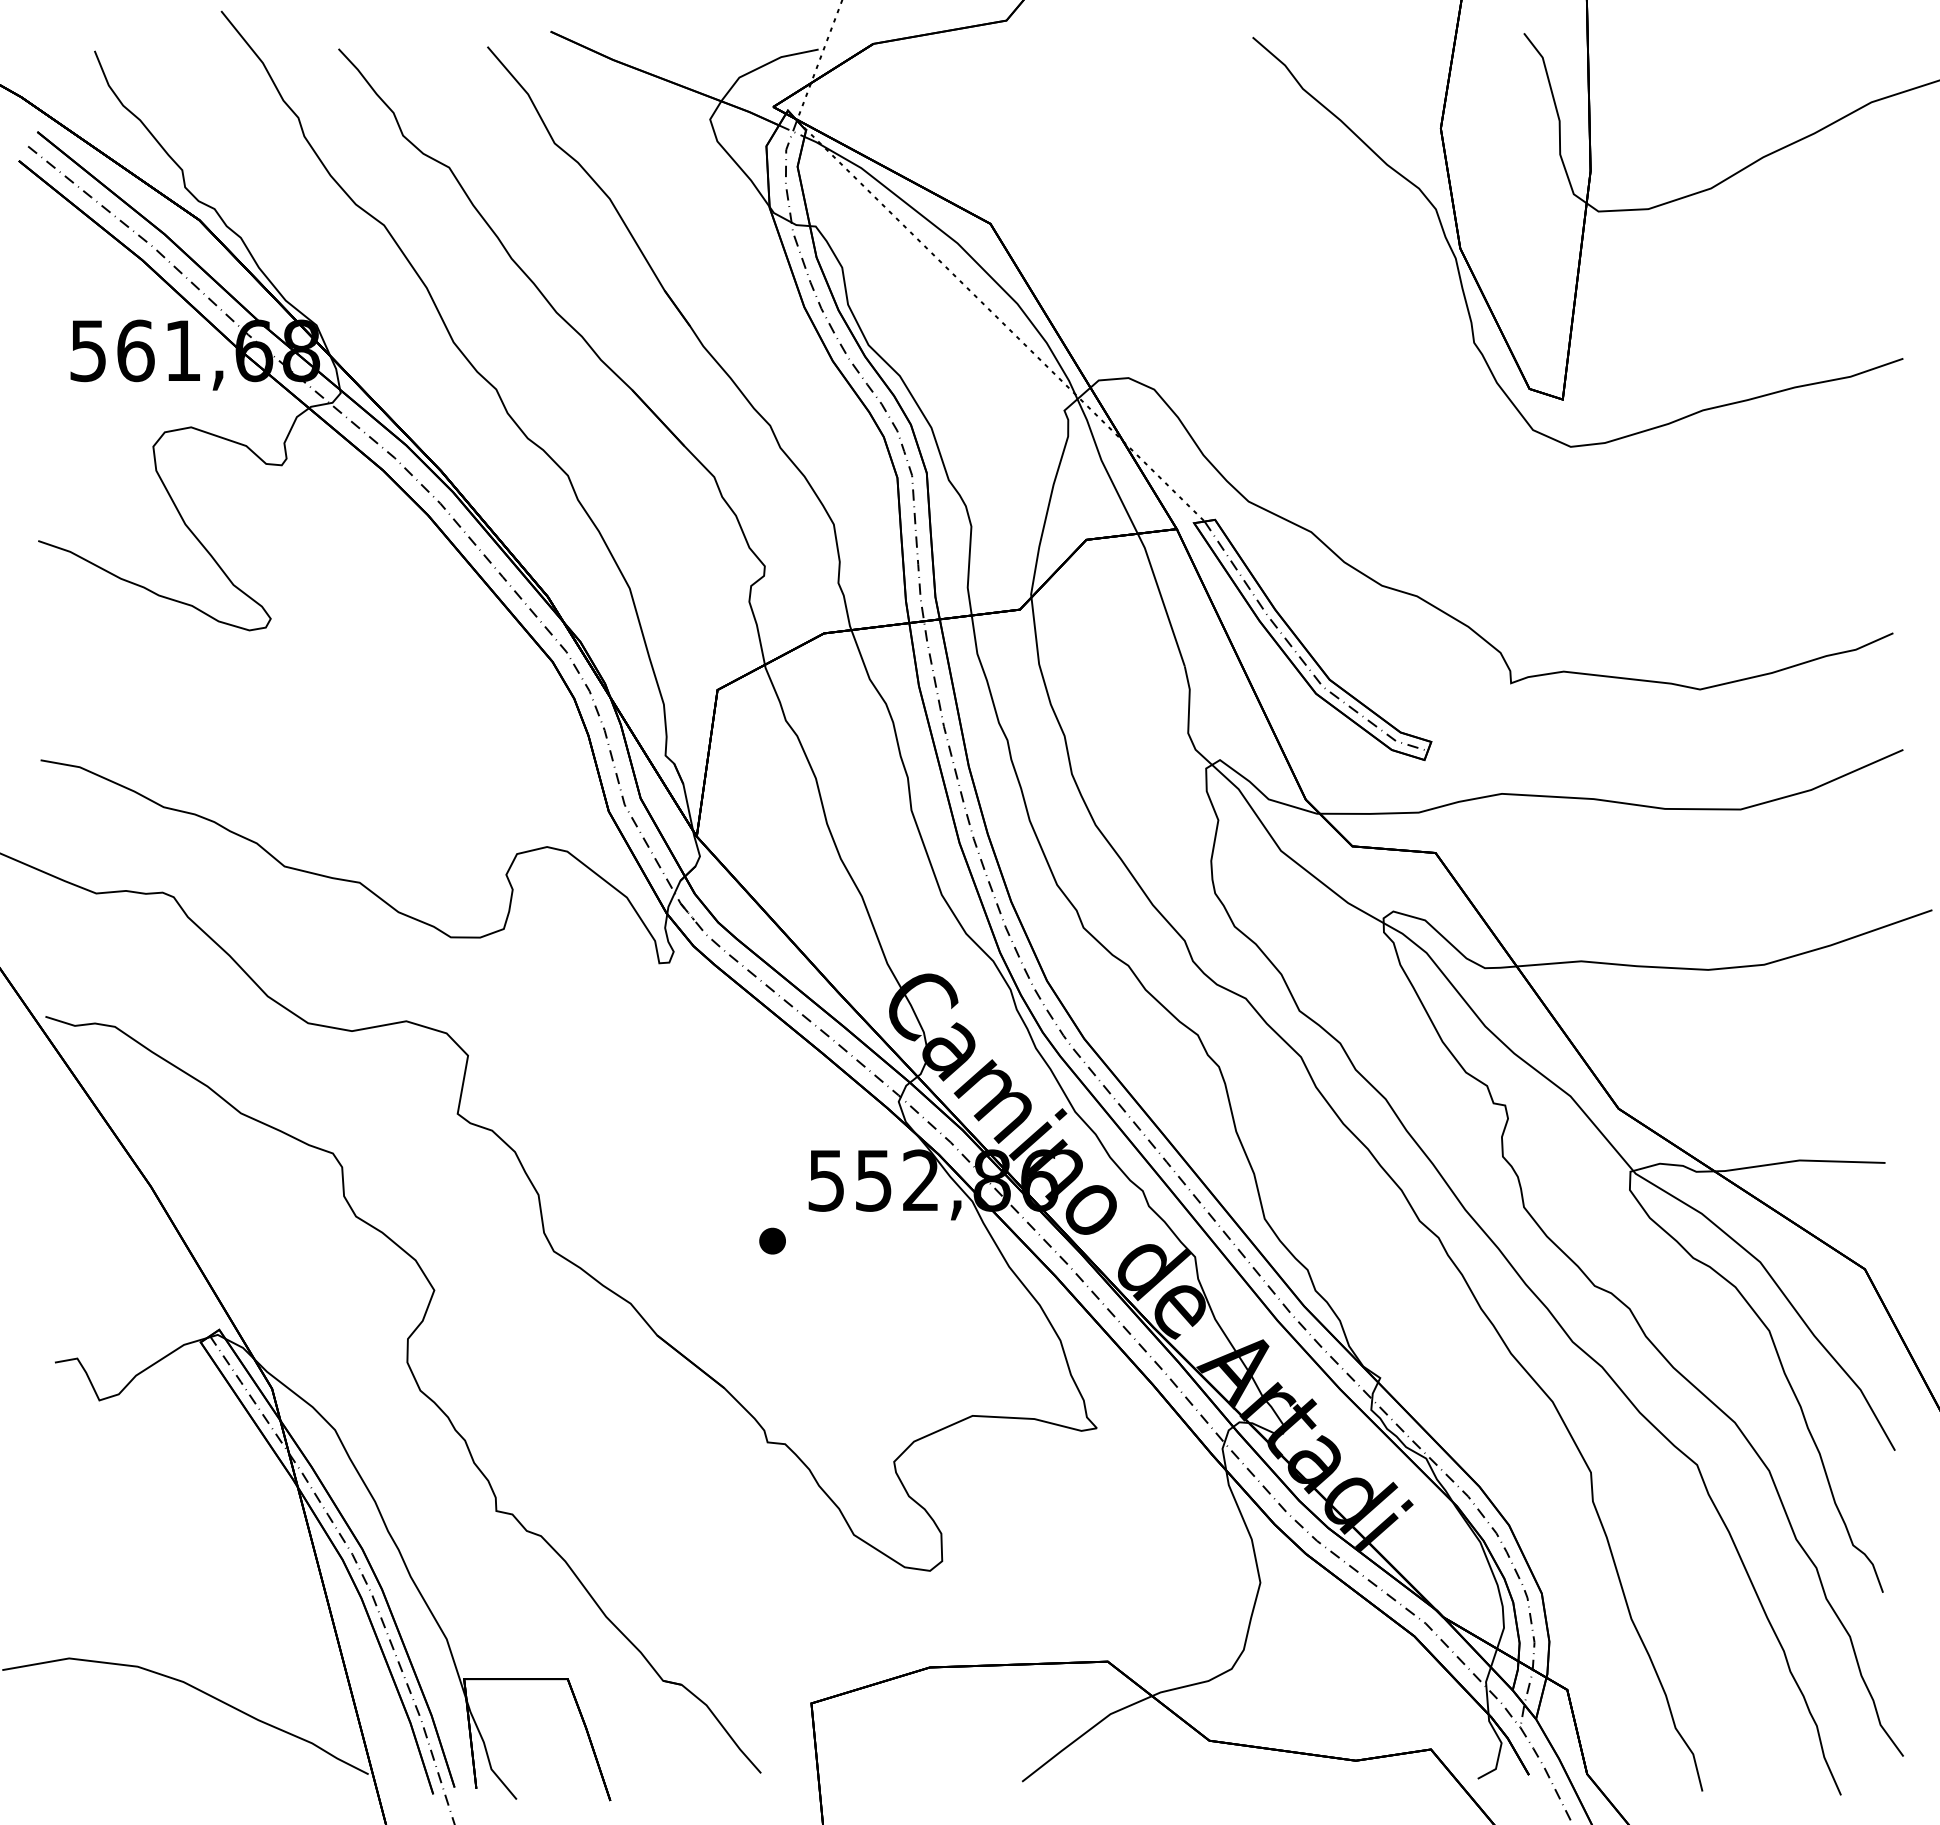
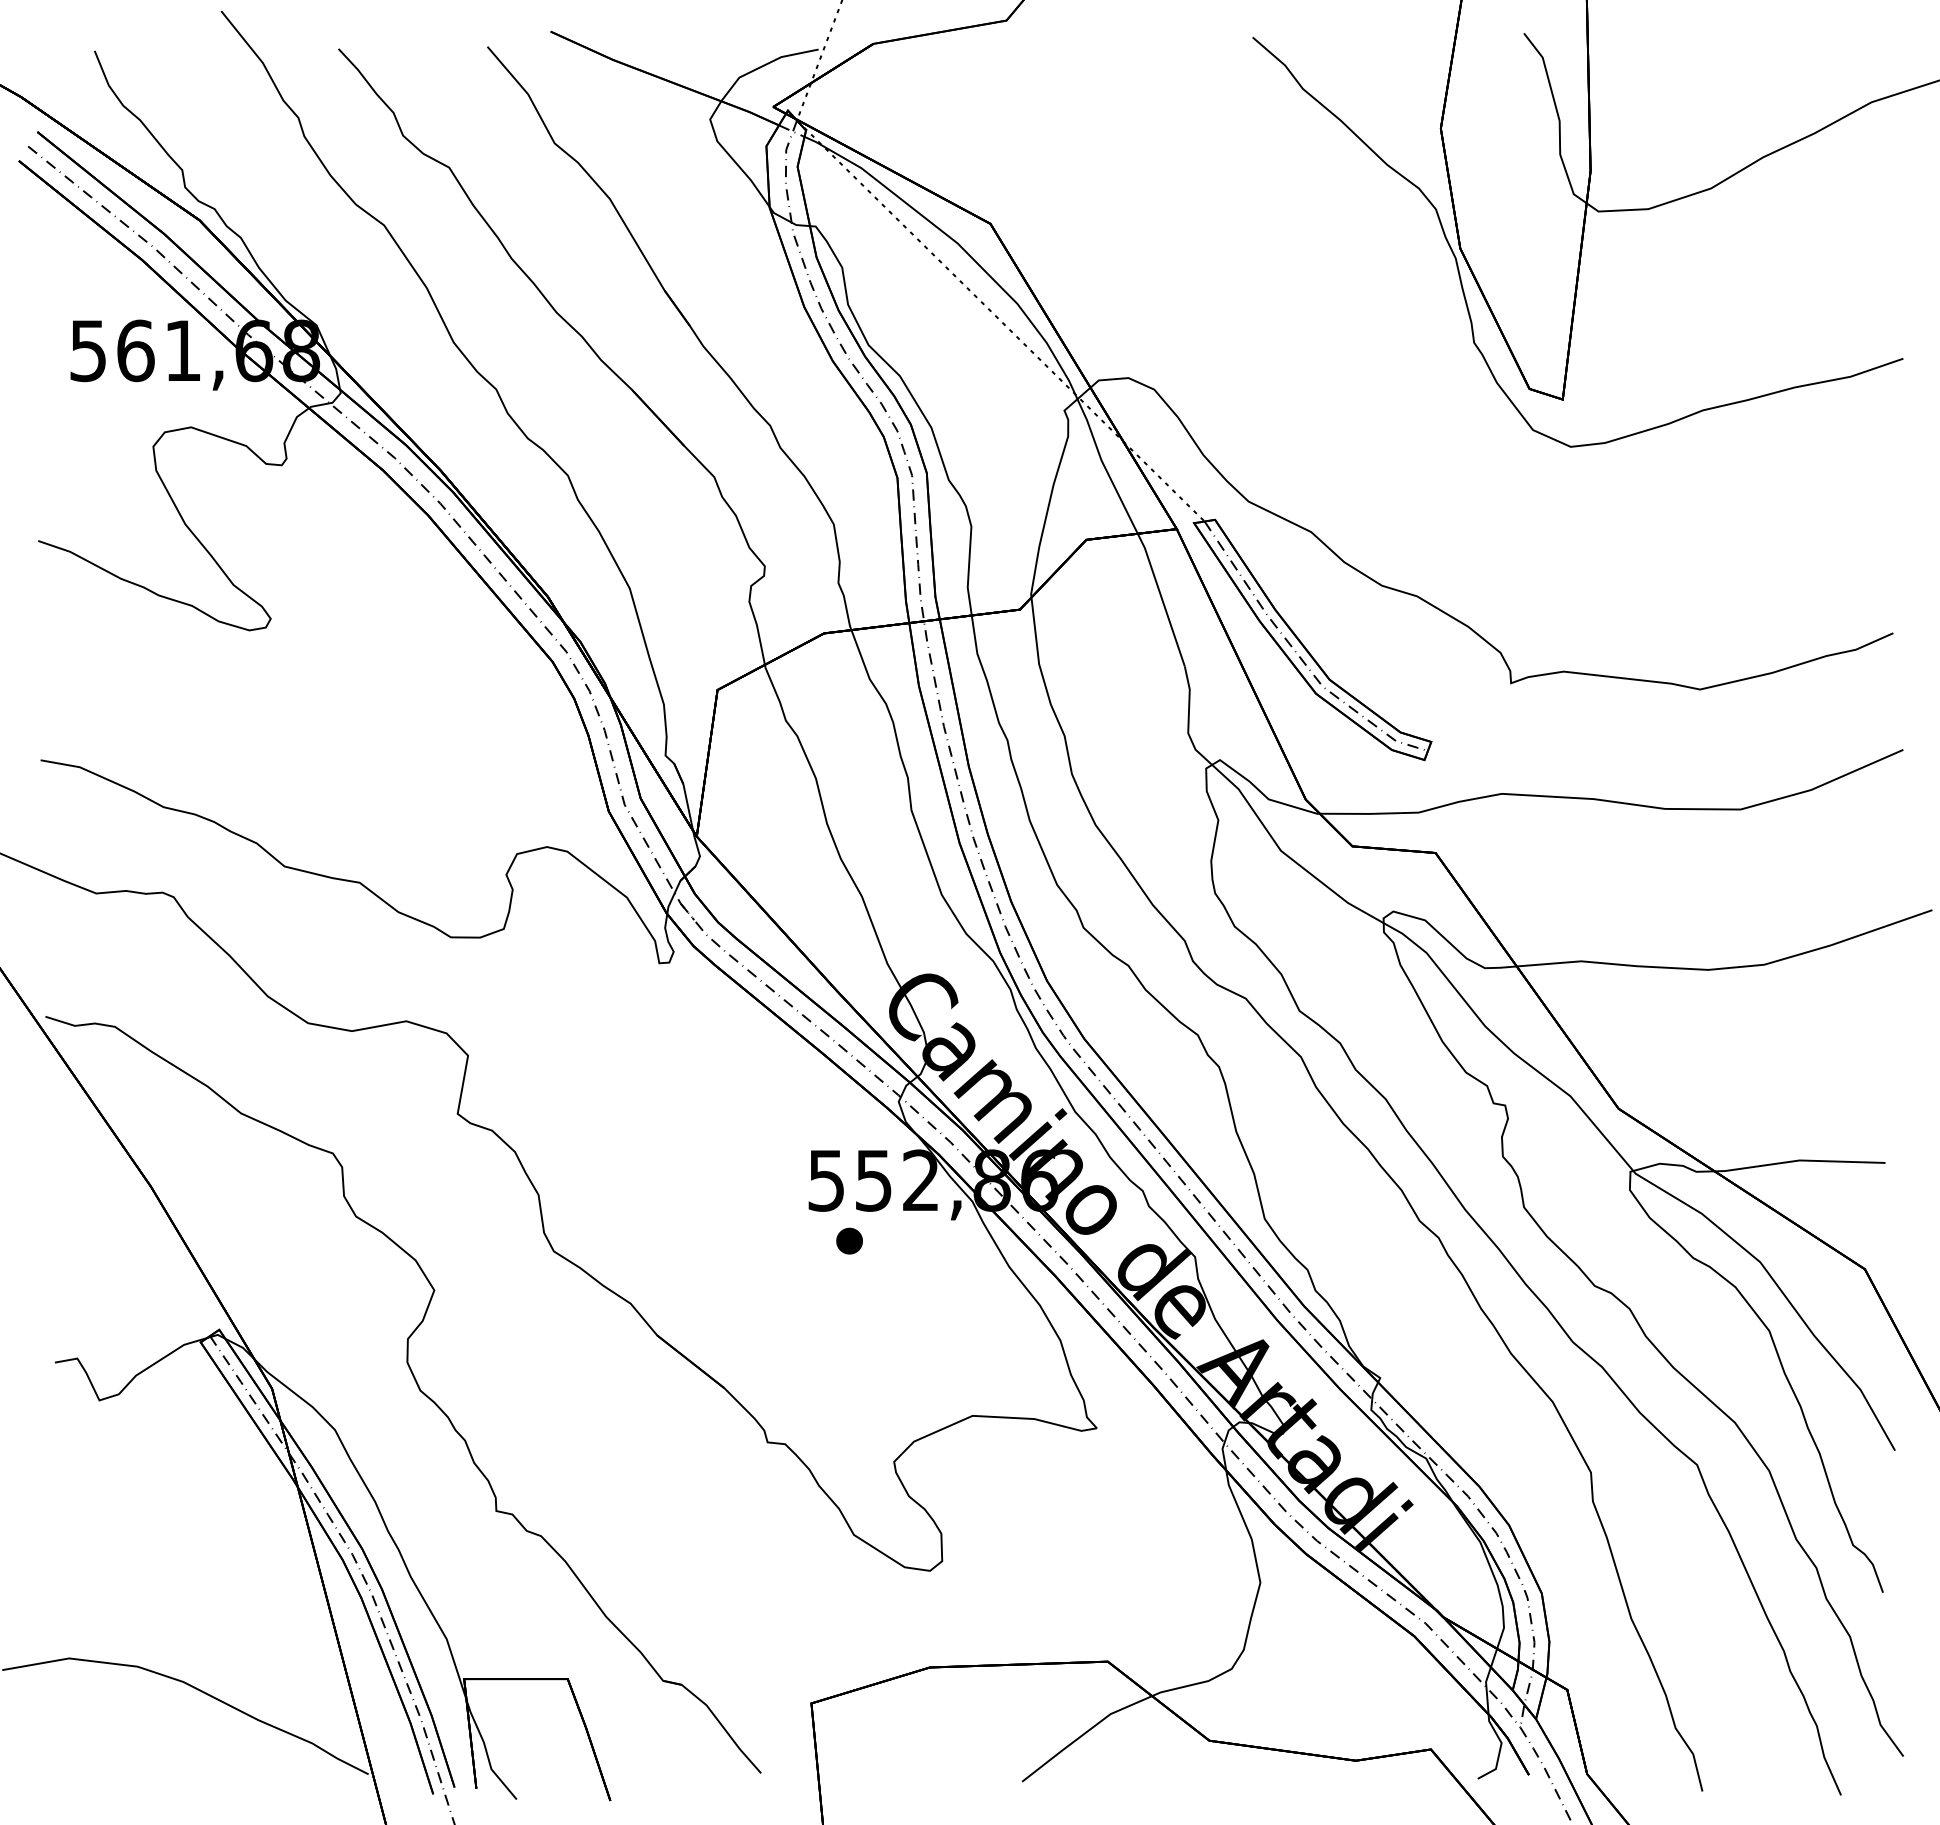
part position: (772, 1240) -> (849, 1240) (849, 1240)
